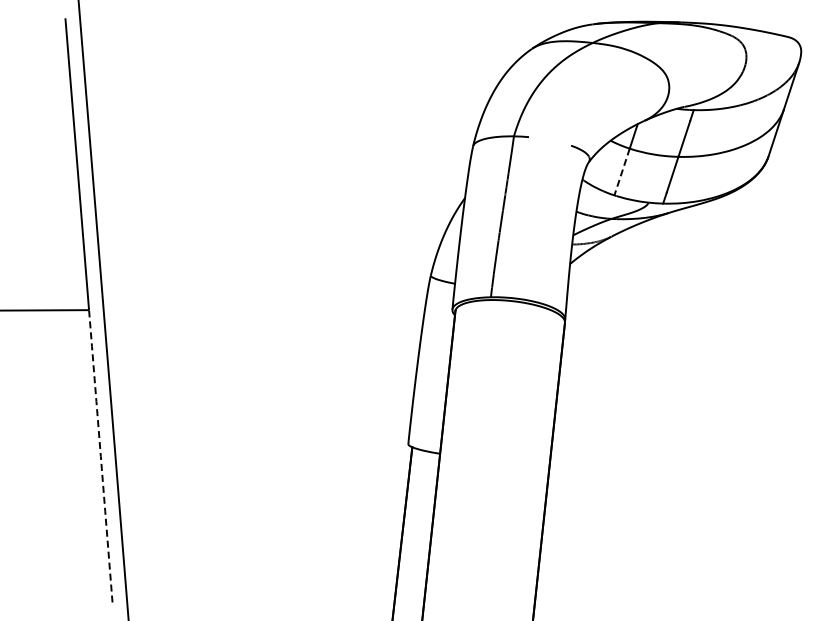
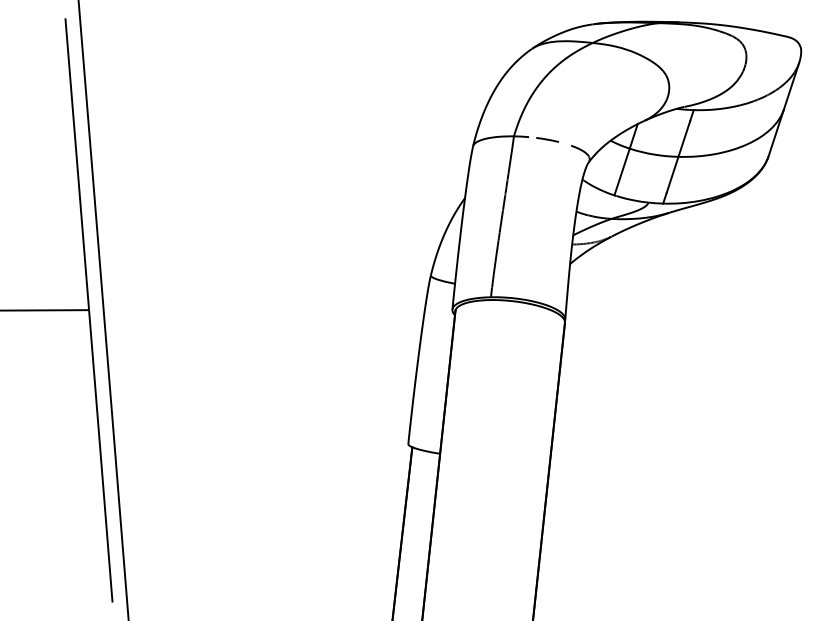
line: none -> present (547, 139)
line: dashed -> solid (622, 172)
arc: dashed -> solid (100, 456)
